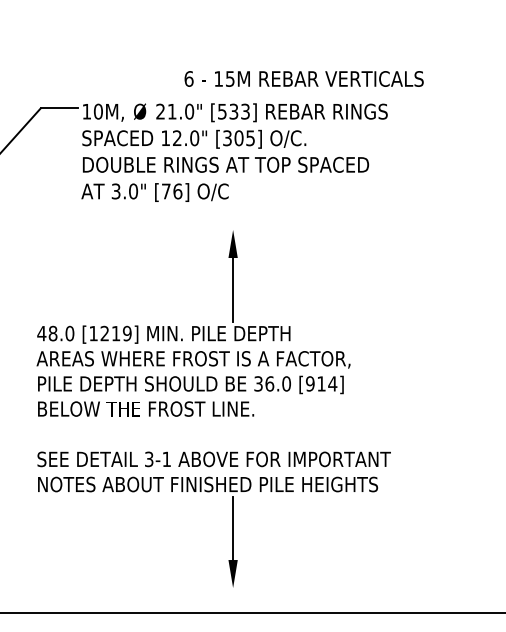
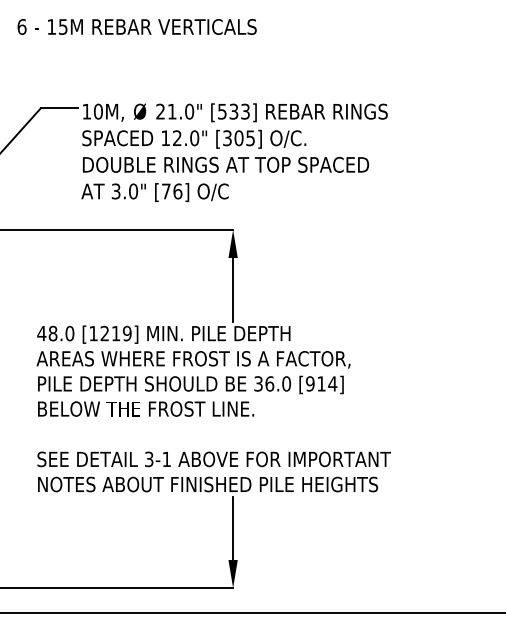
text position: (303, 78) -> (136, 26) (136, 26)
line: none -> present (117, 229)
line: none -> present (117, 588)
